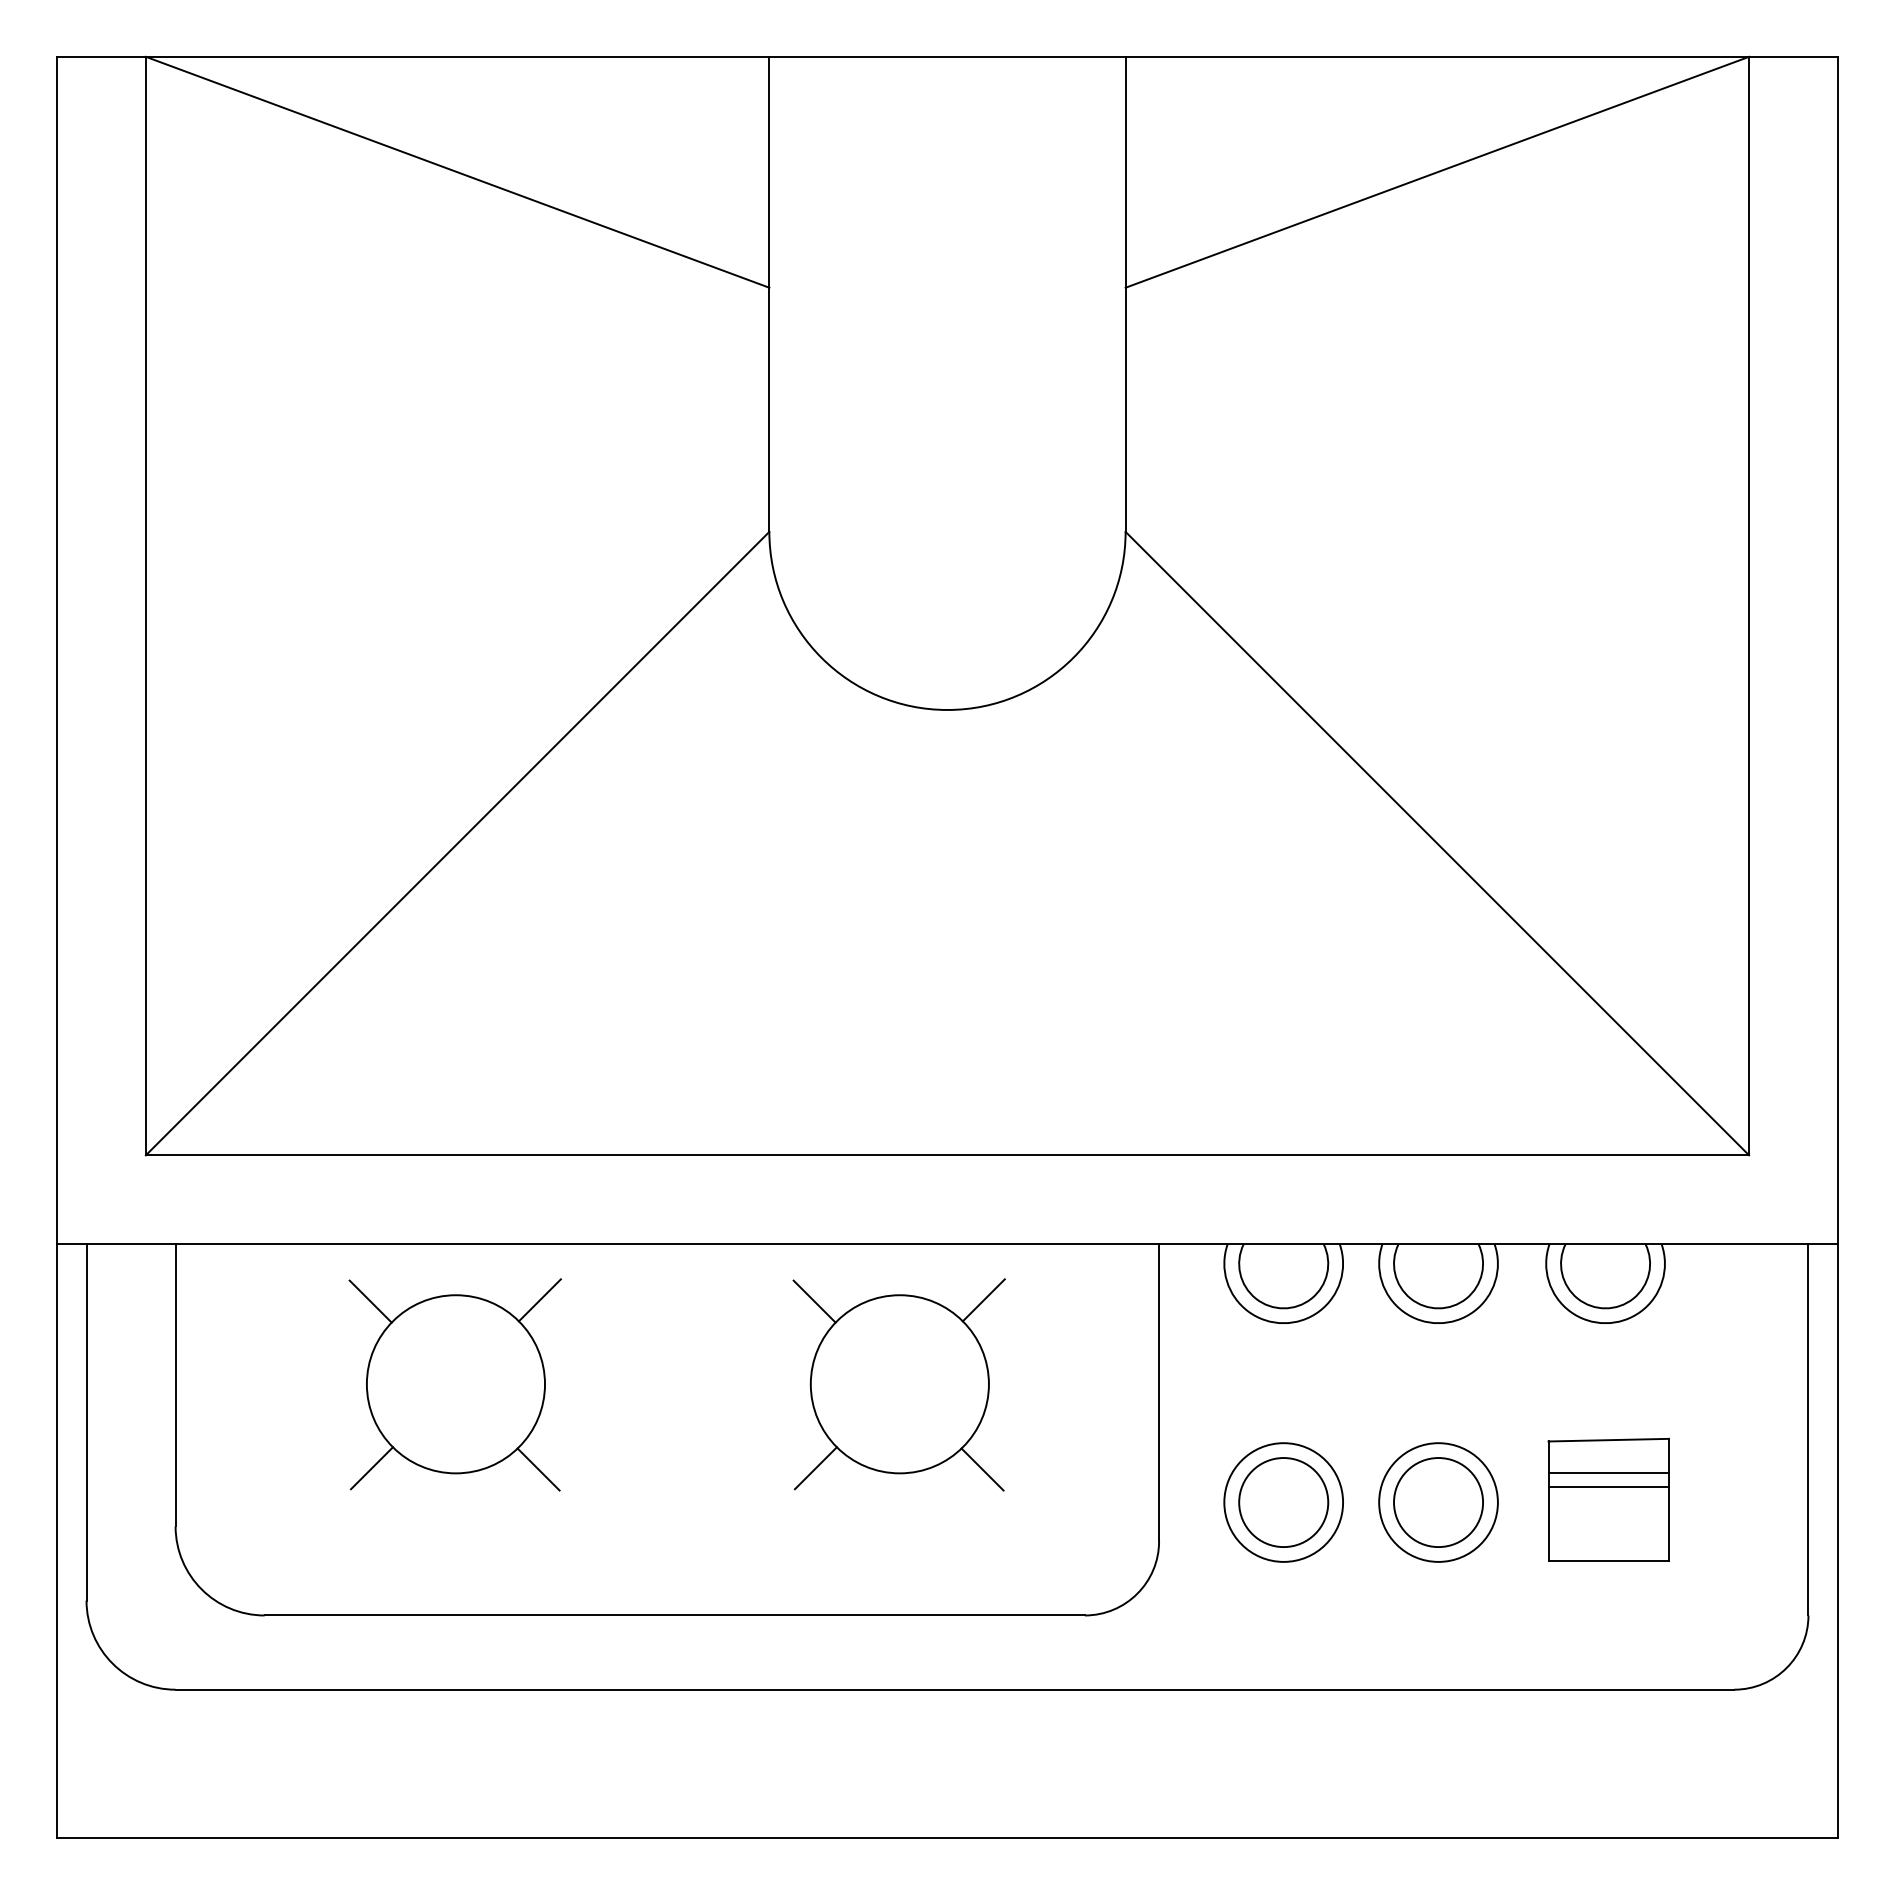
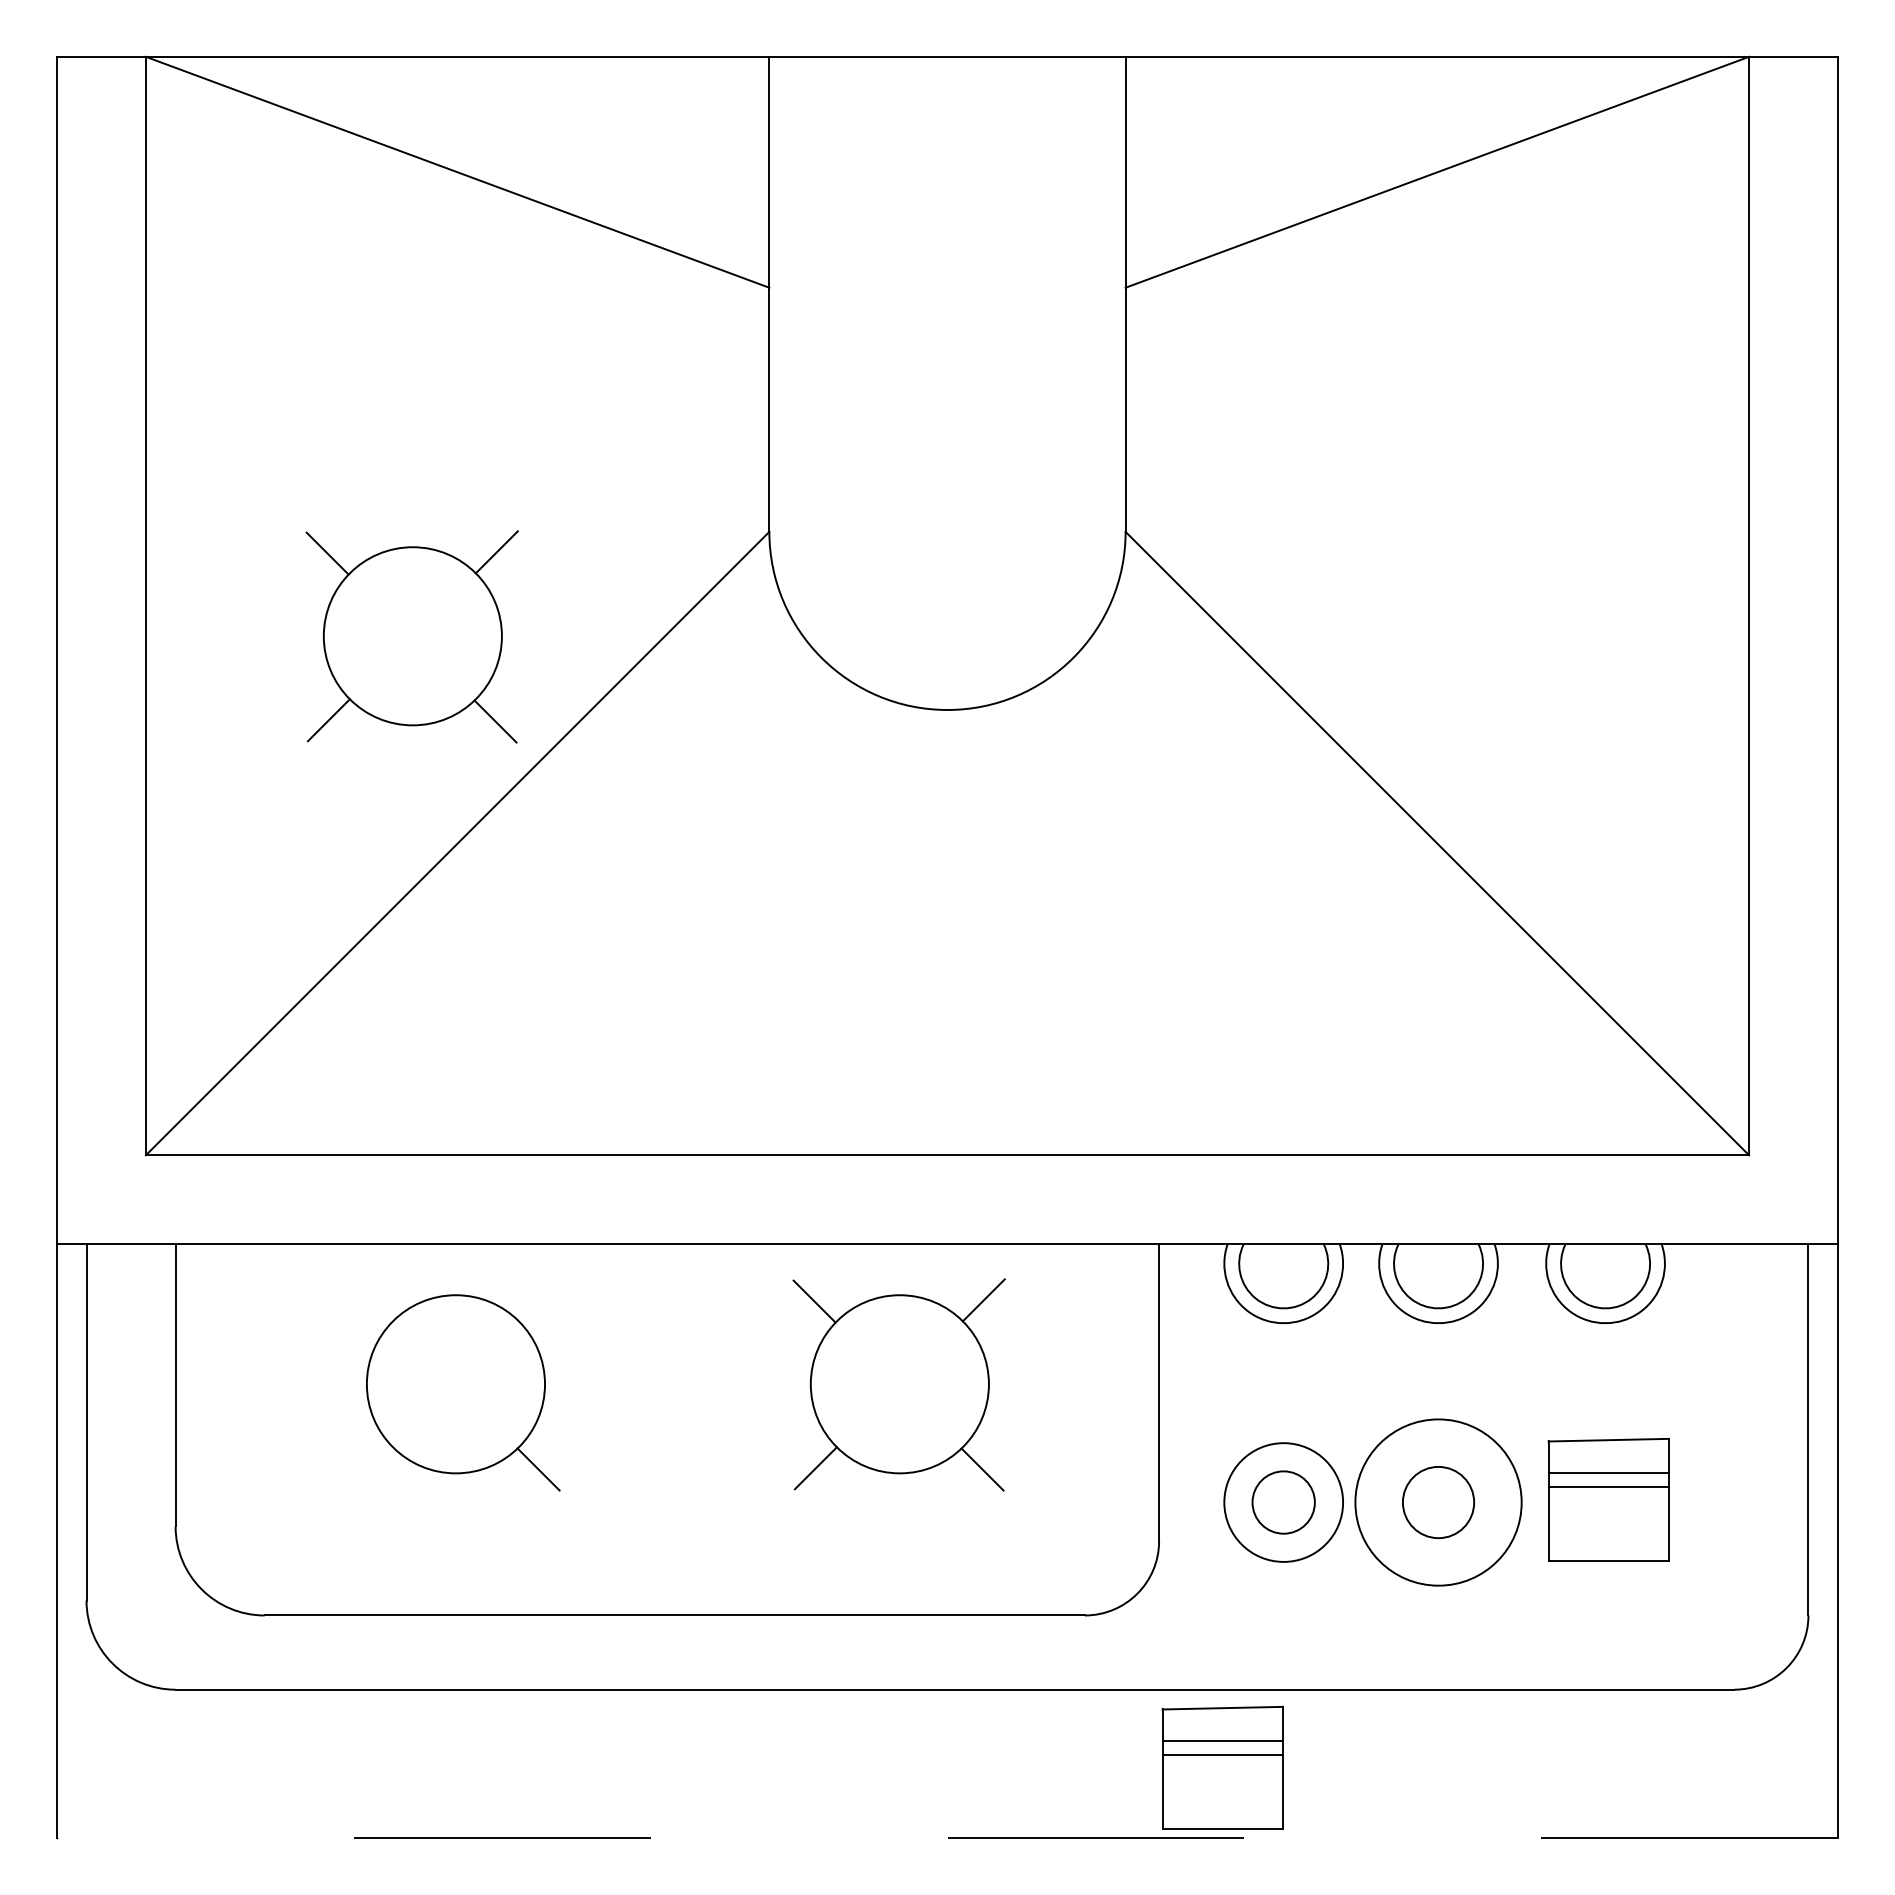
part: none -> present (411, 636)
line: present -> none (539, 1300)
line: present -> none (370, 1301)
line: present -> none (371, 1468)
circle diameter: 89 px -> 62 px (1283, 1502)
circle diameter: 119 px -> 166 px (1438, 1502)
circle diameter: 89 px -> 71 px (1438, 1502)
part: none -> present (1222, 1767)
line: solid -> dashed (947, 1838)
